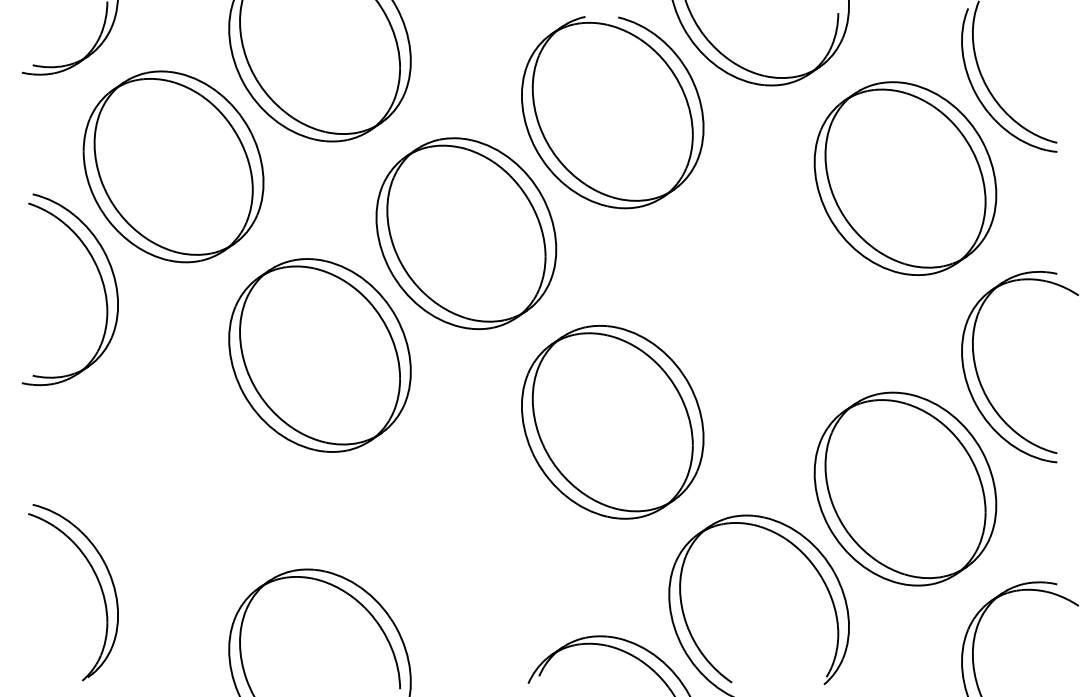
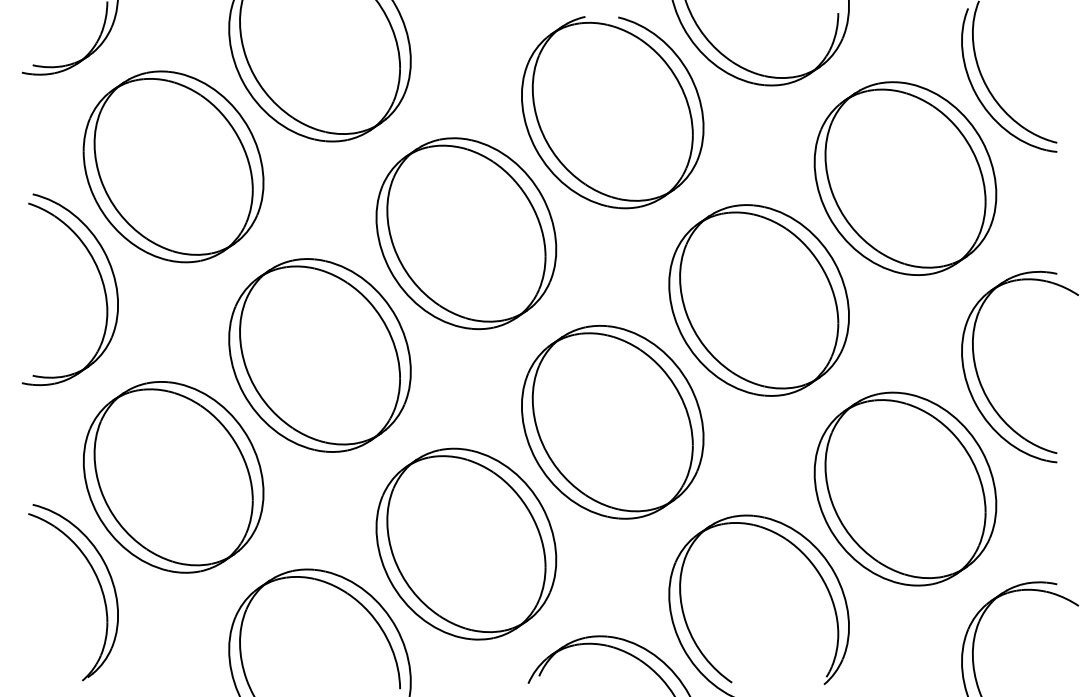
part: none -> present (758, 300)
part: none -> present (173, 477)
part: none -> present (466, 543)
